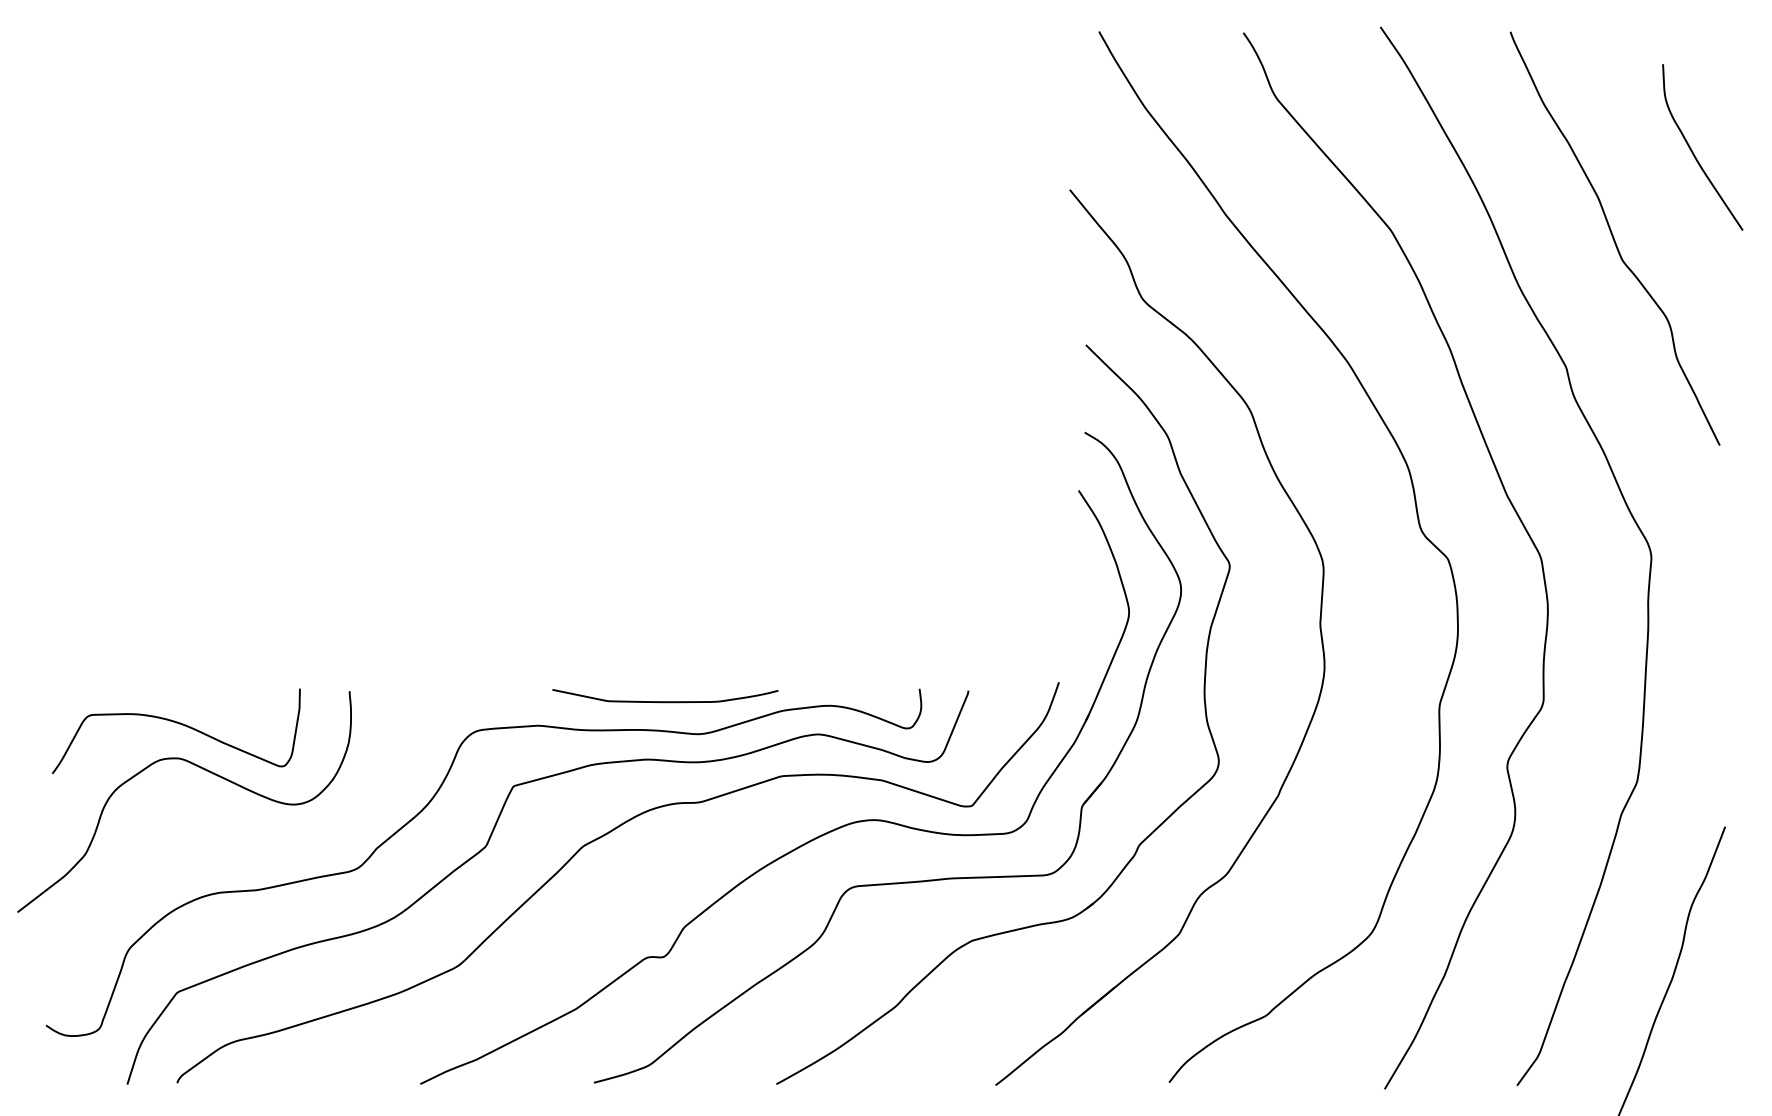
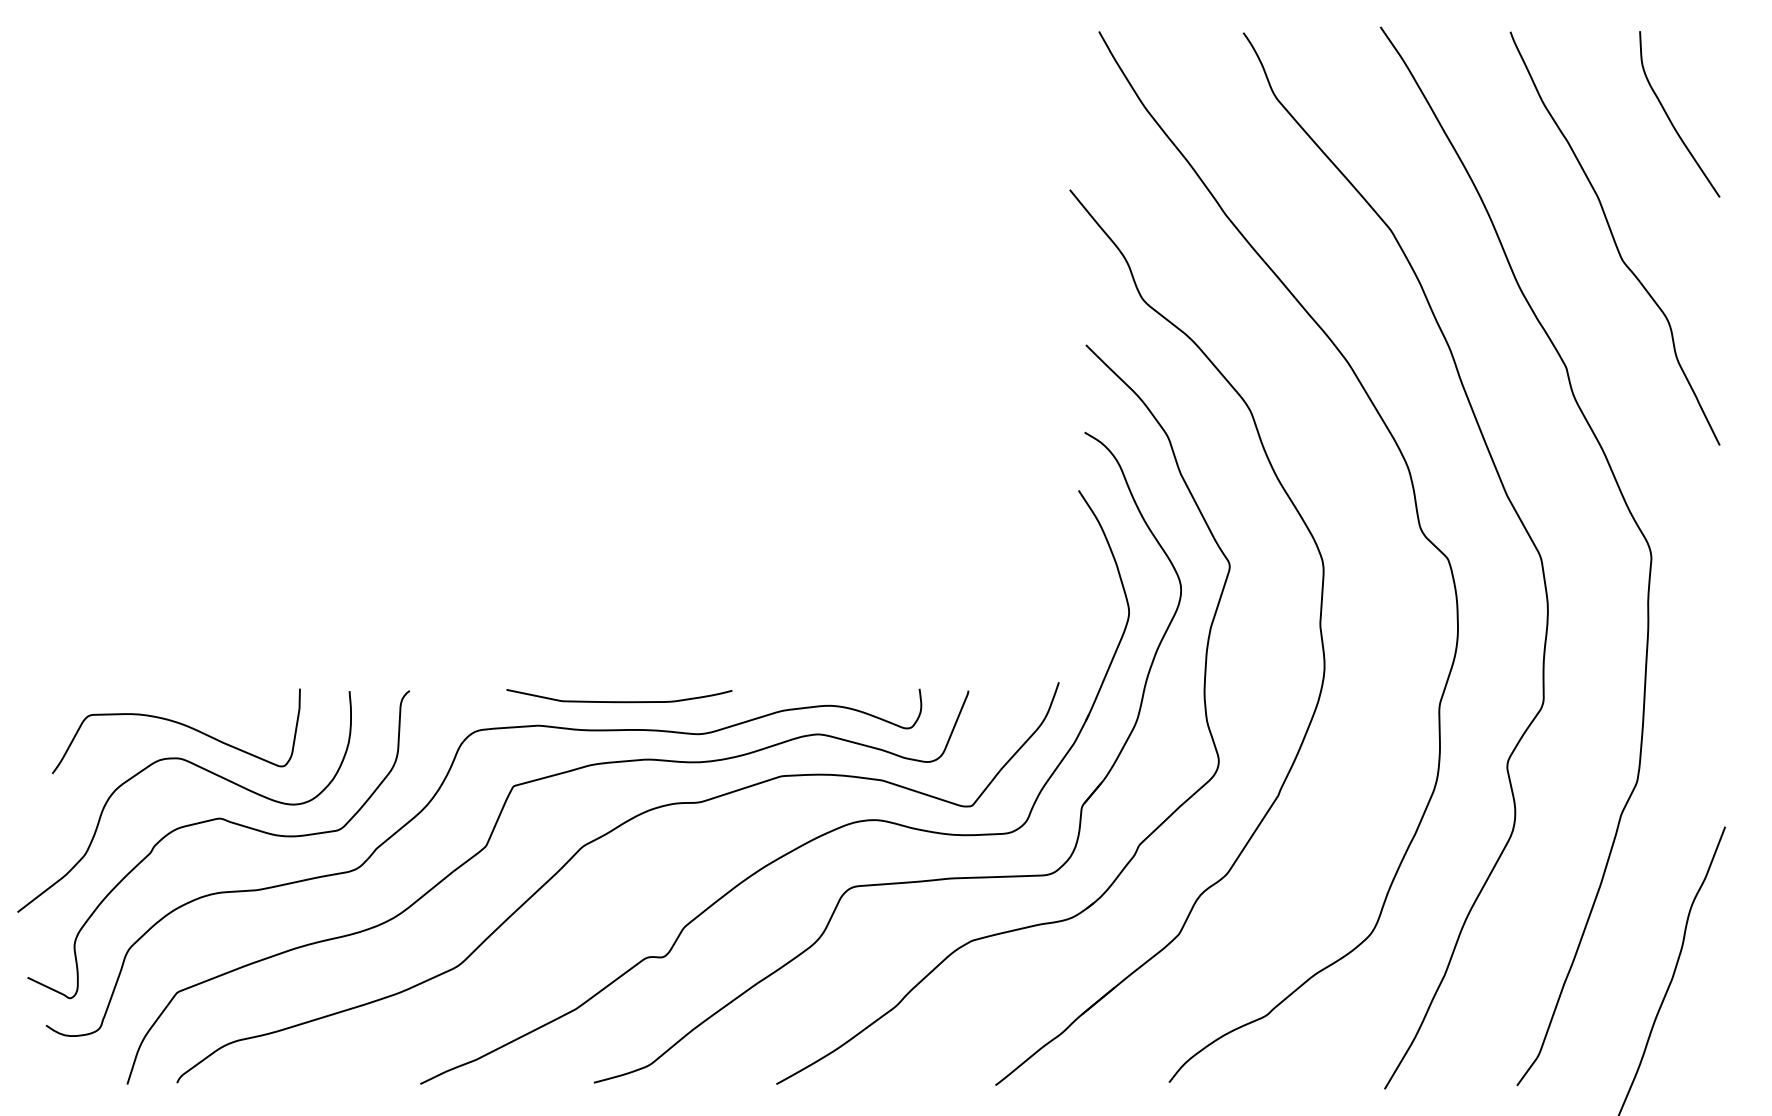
curve position: (1694, 153) -> (1671, 120) (1671, 120)
curve position: (665, 701) -> (619, 701) (619, 701)
curve: none -> present (211, 821)
